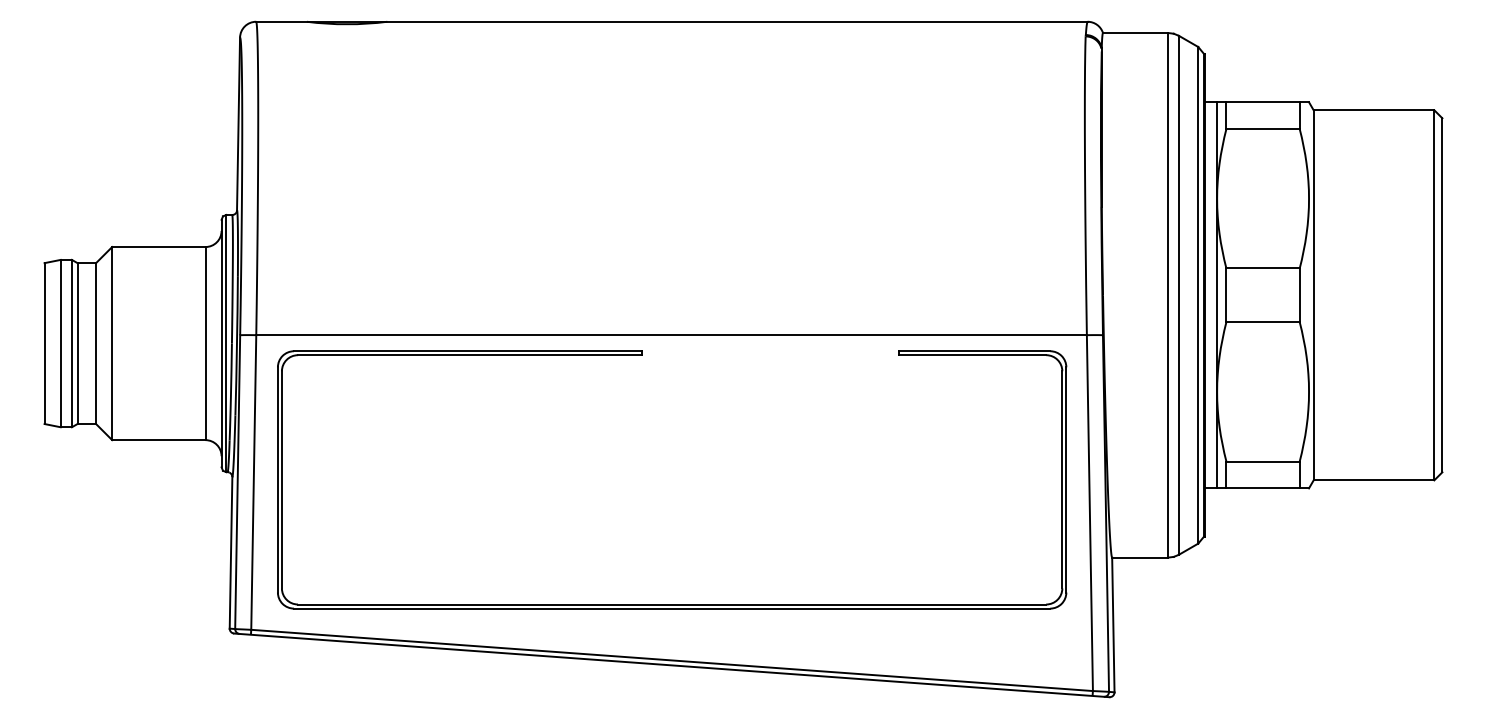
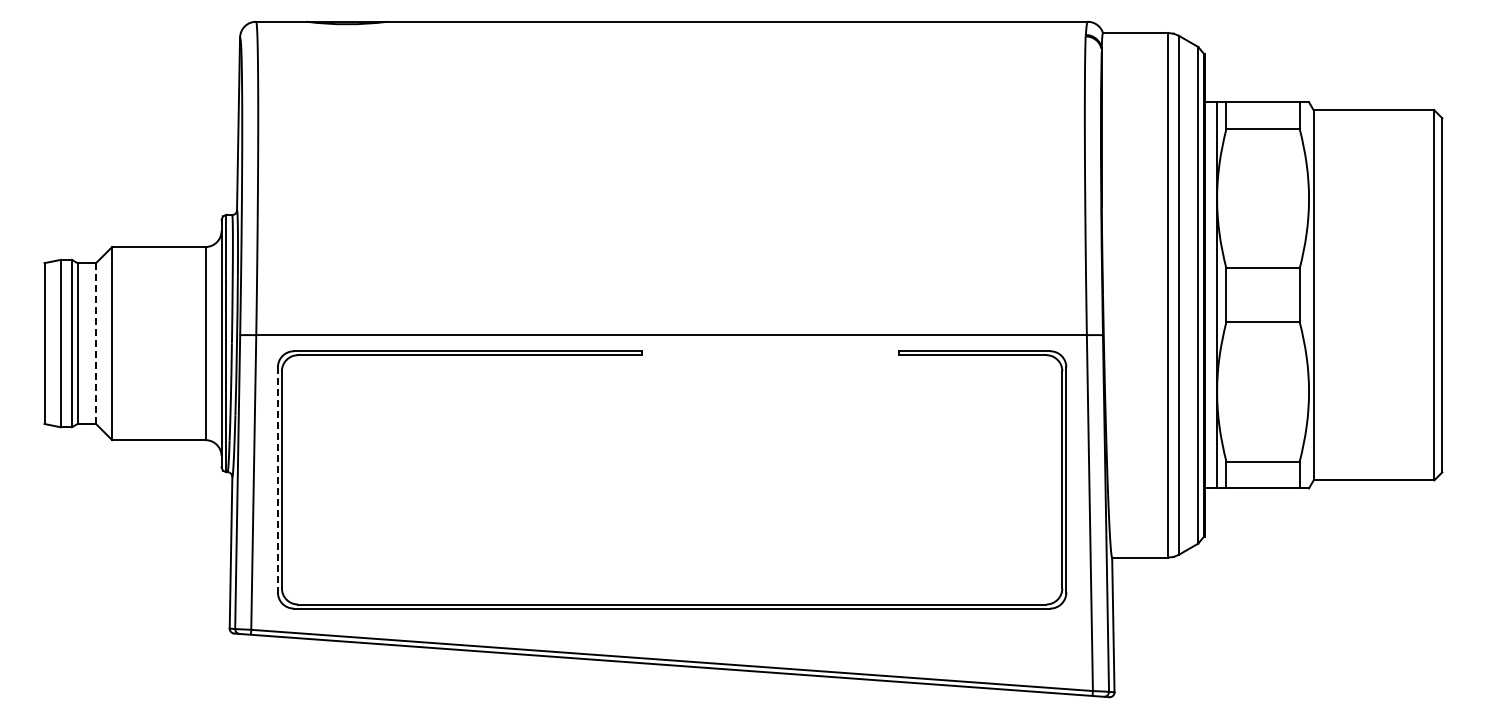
line: solid -> dashed (96, 344)
line: solid -> dashed (277, 479)
